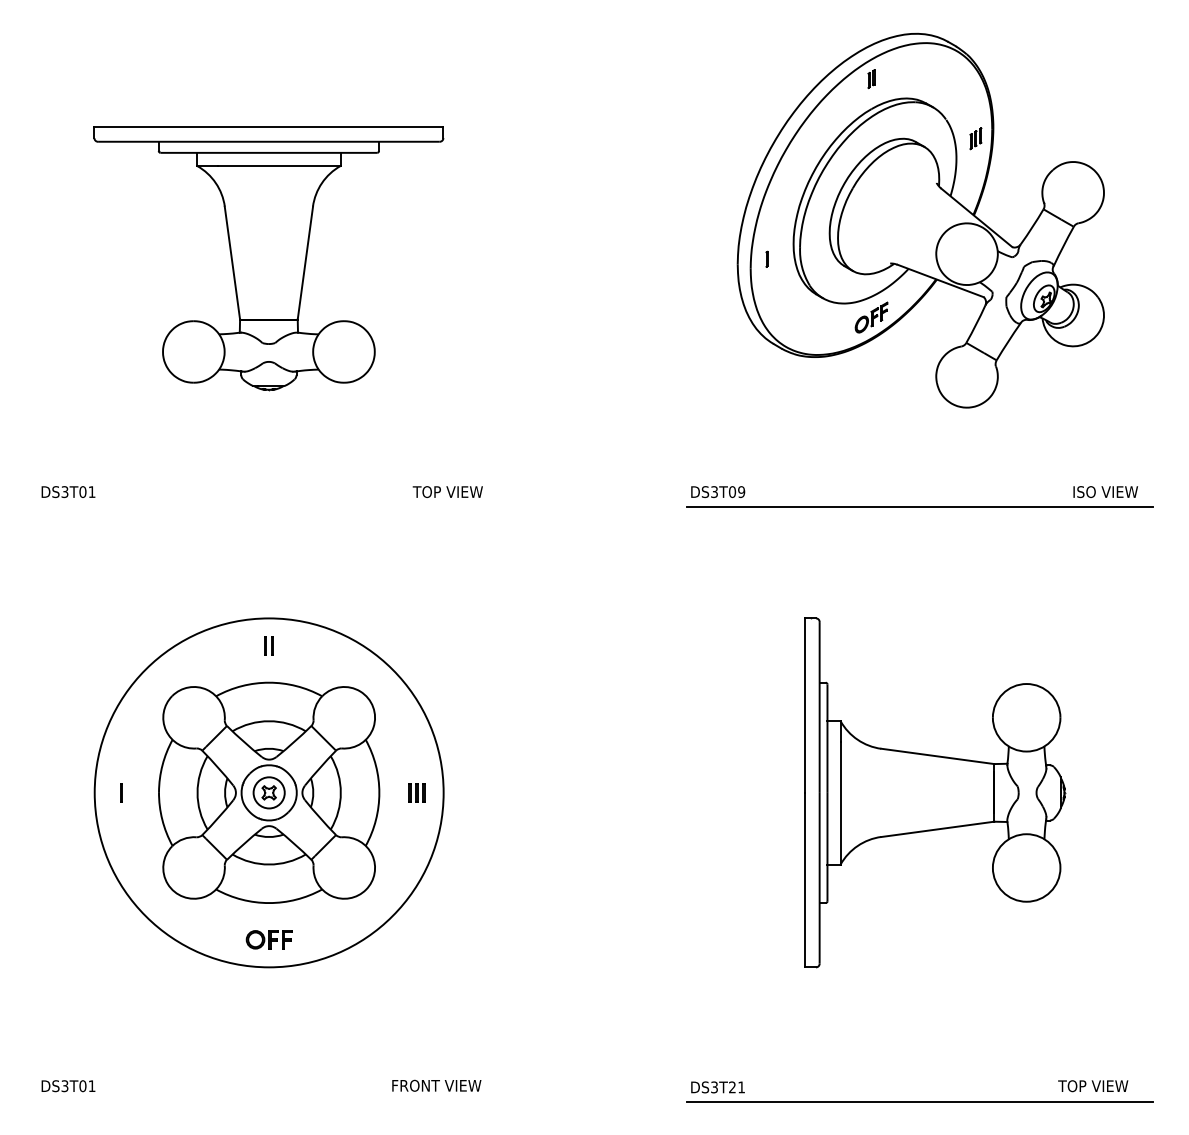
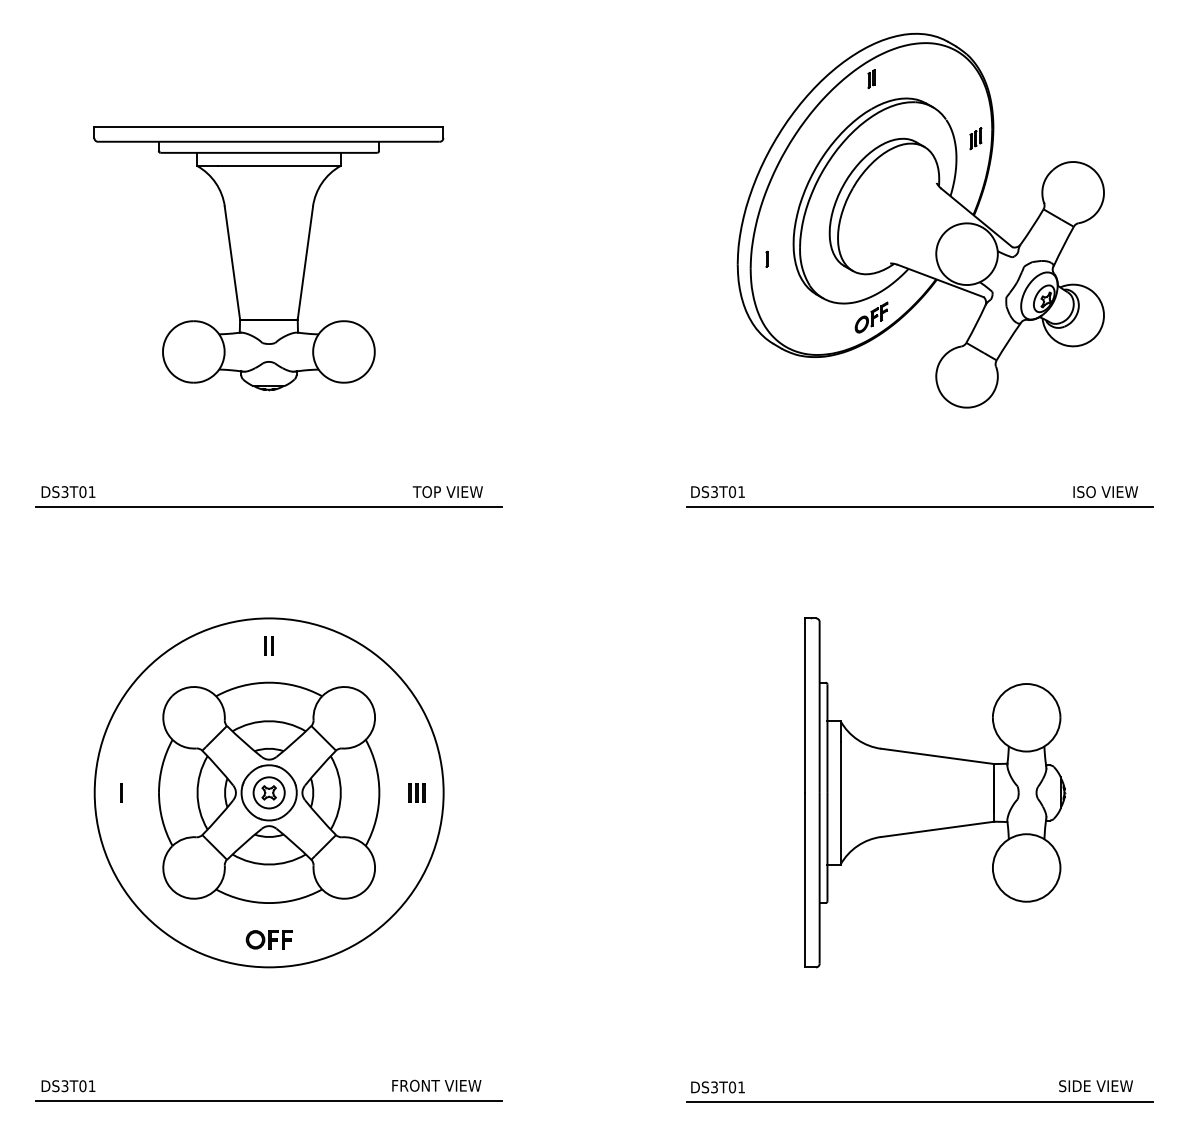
text: DS3T09 -> DS3T01 (741, 492)
line: none -> present (268, 506)
text: TOP VIEW -> SIDE VIEW (1095, 1086)
text: DS3T21 -> DS3T01 (732, 1087)
line: none -> present (268, 1101)
